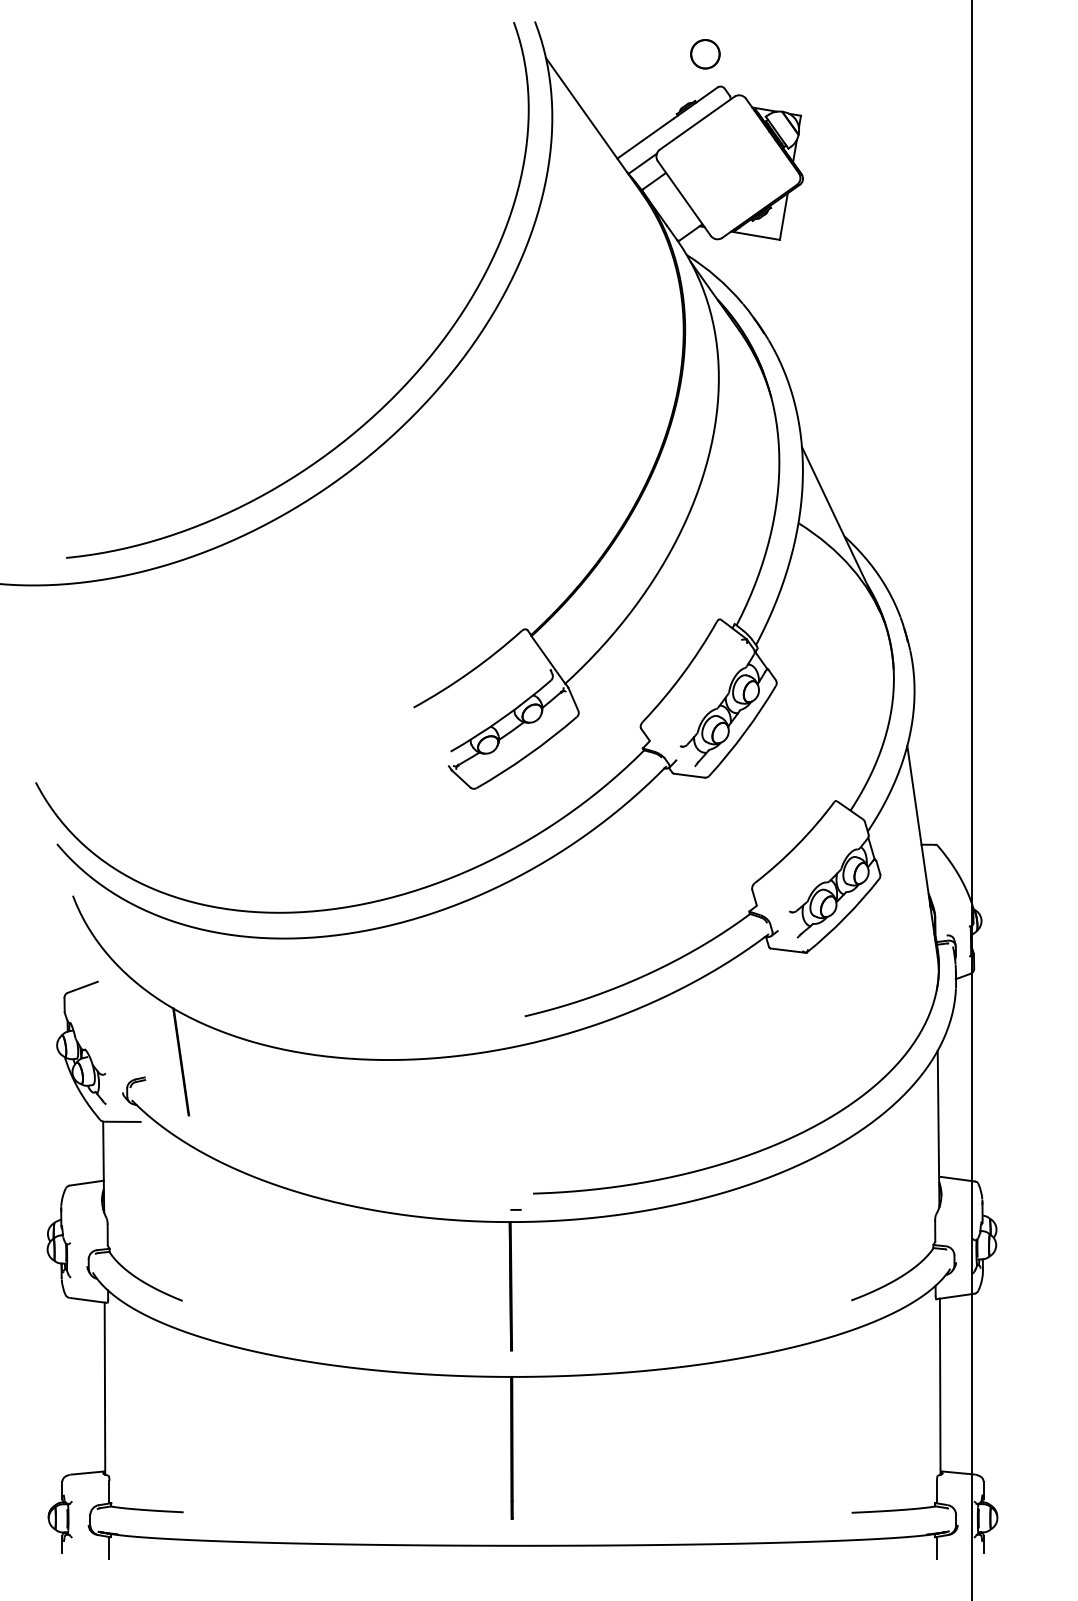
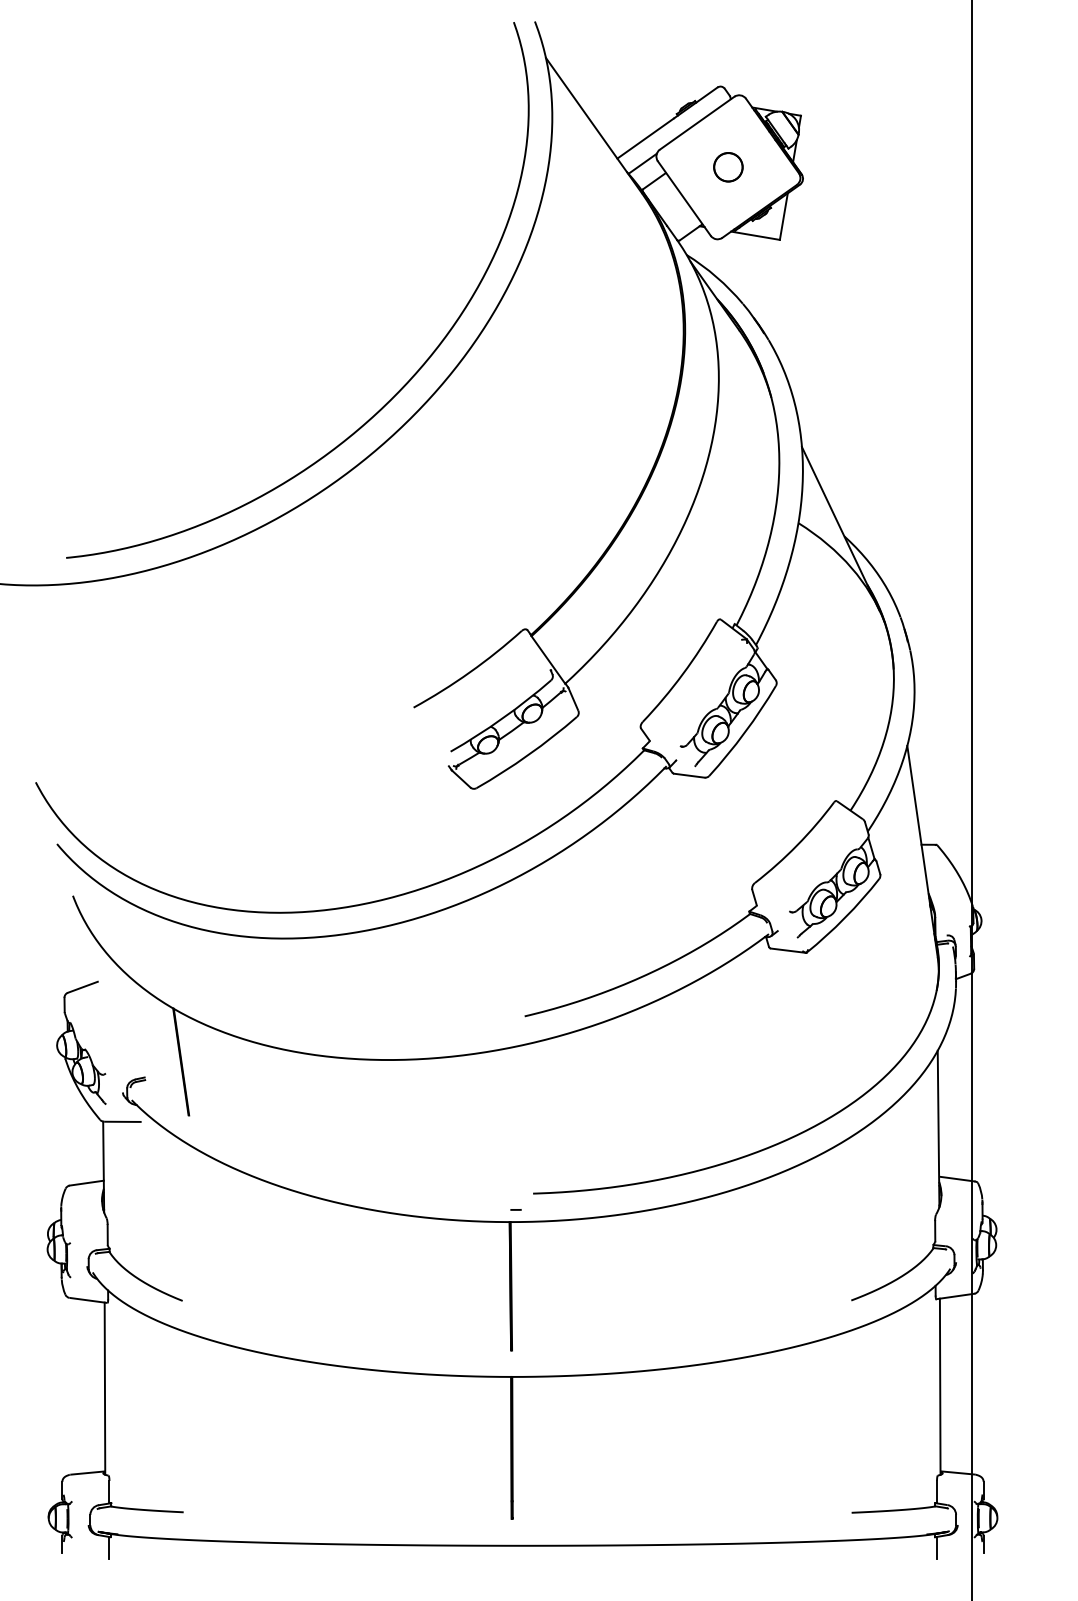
circle position: (705, 54) -> (728, 167) (728, 167)
